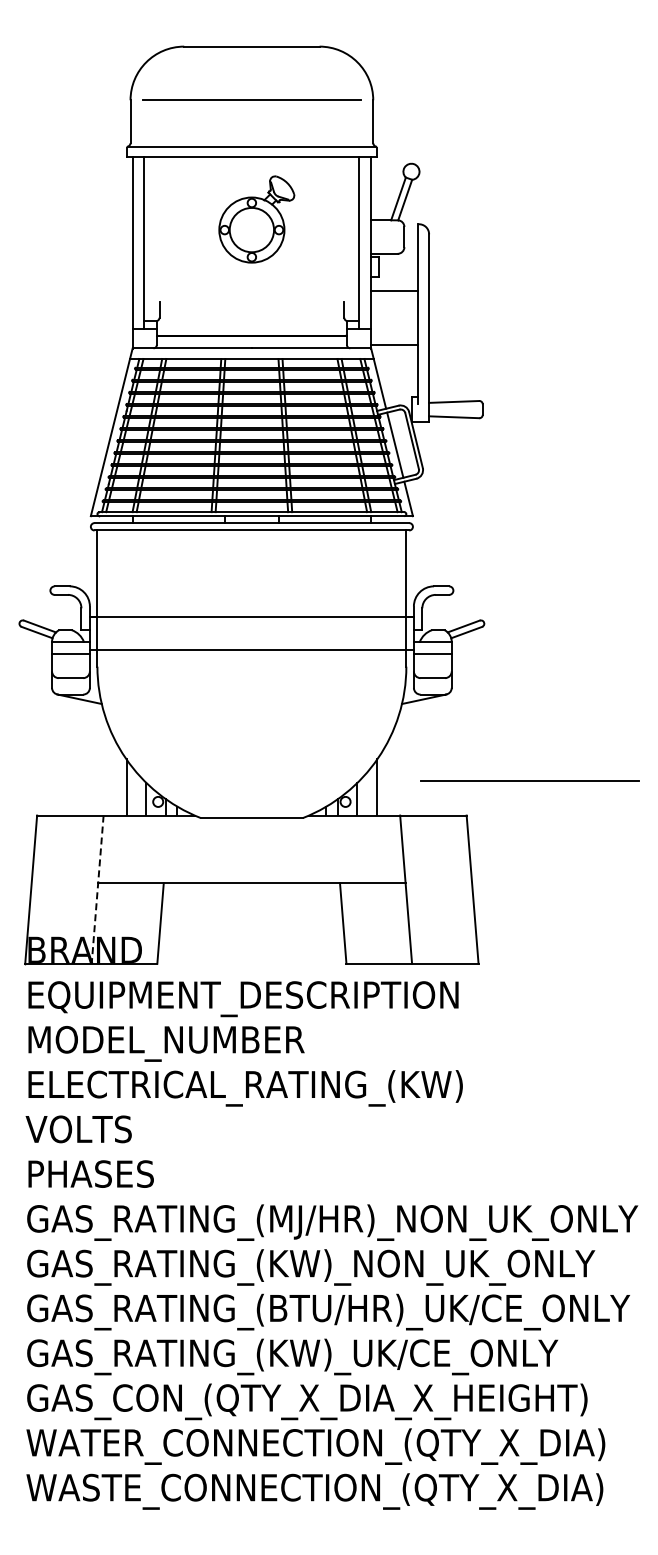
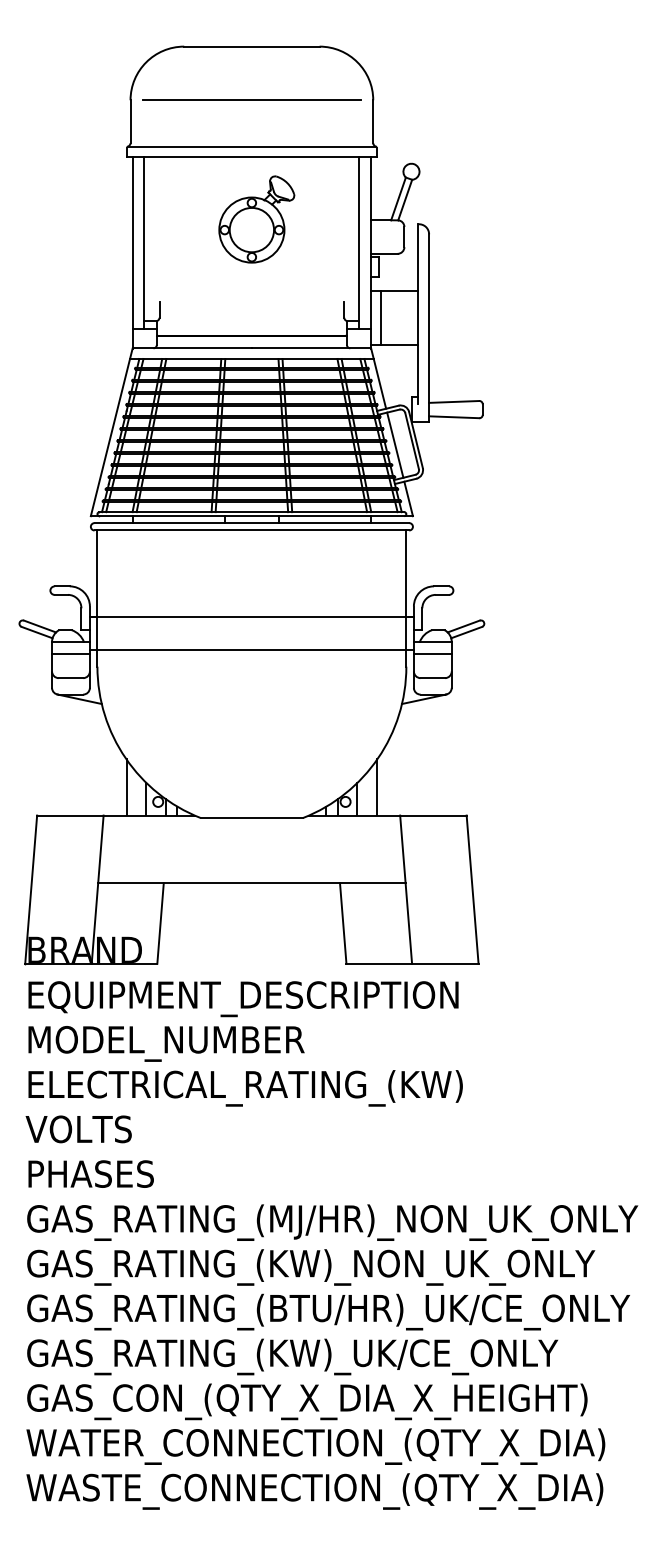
line: none -> present (381, 318)
line: present -> none (529, 780)
line: dashed -> solid (97, 890)
